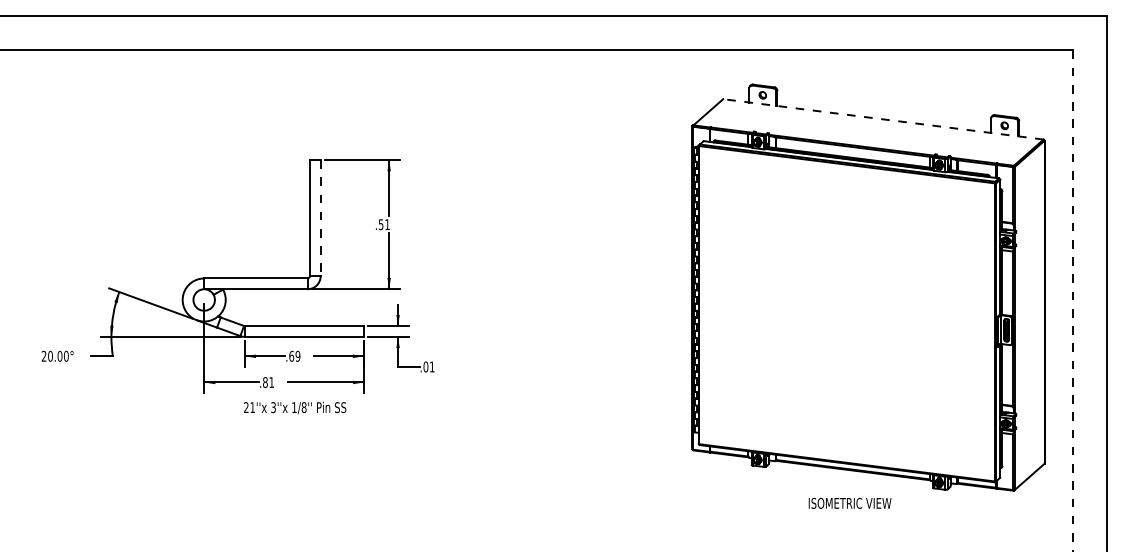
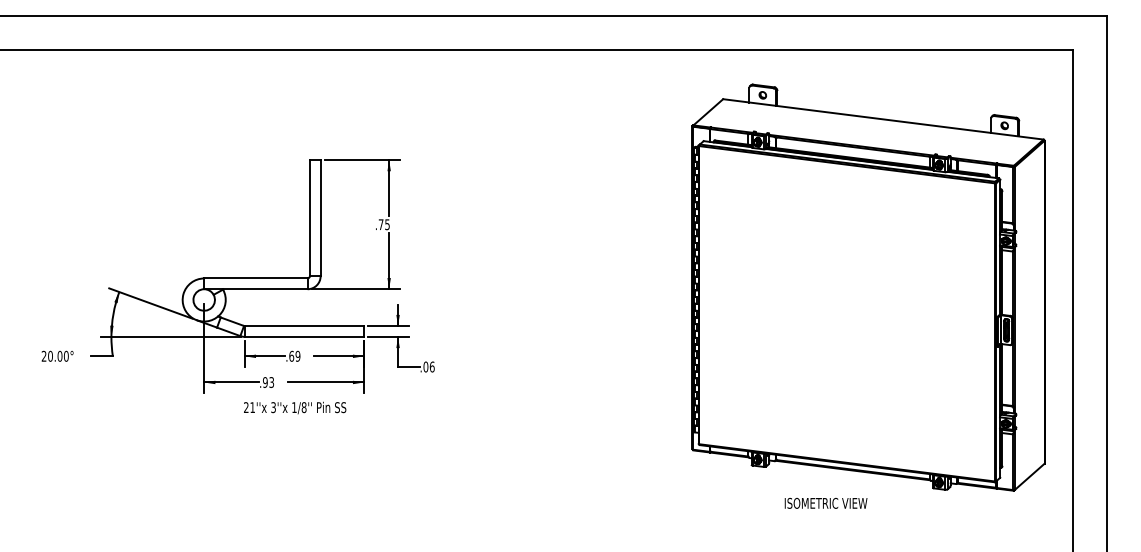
line: dashed -> solid (882, 119)
line: dashed -> solid (320, 218)
text: .51 -> .75 (383, 224)
line: dashed -> solid (1072, 301)
text: .01 -> .06 (431, 366)
text: .81 -> .93 (268, 382)
text position: (849, 502) -> (825, 502) (825, 502)
